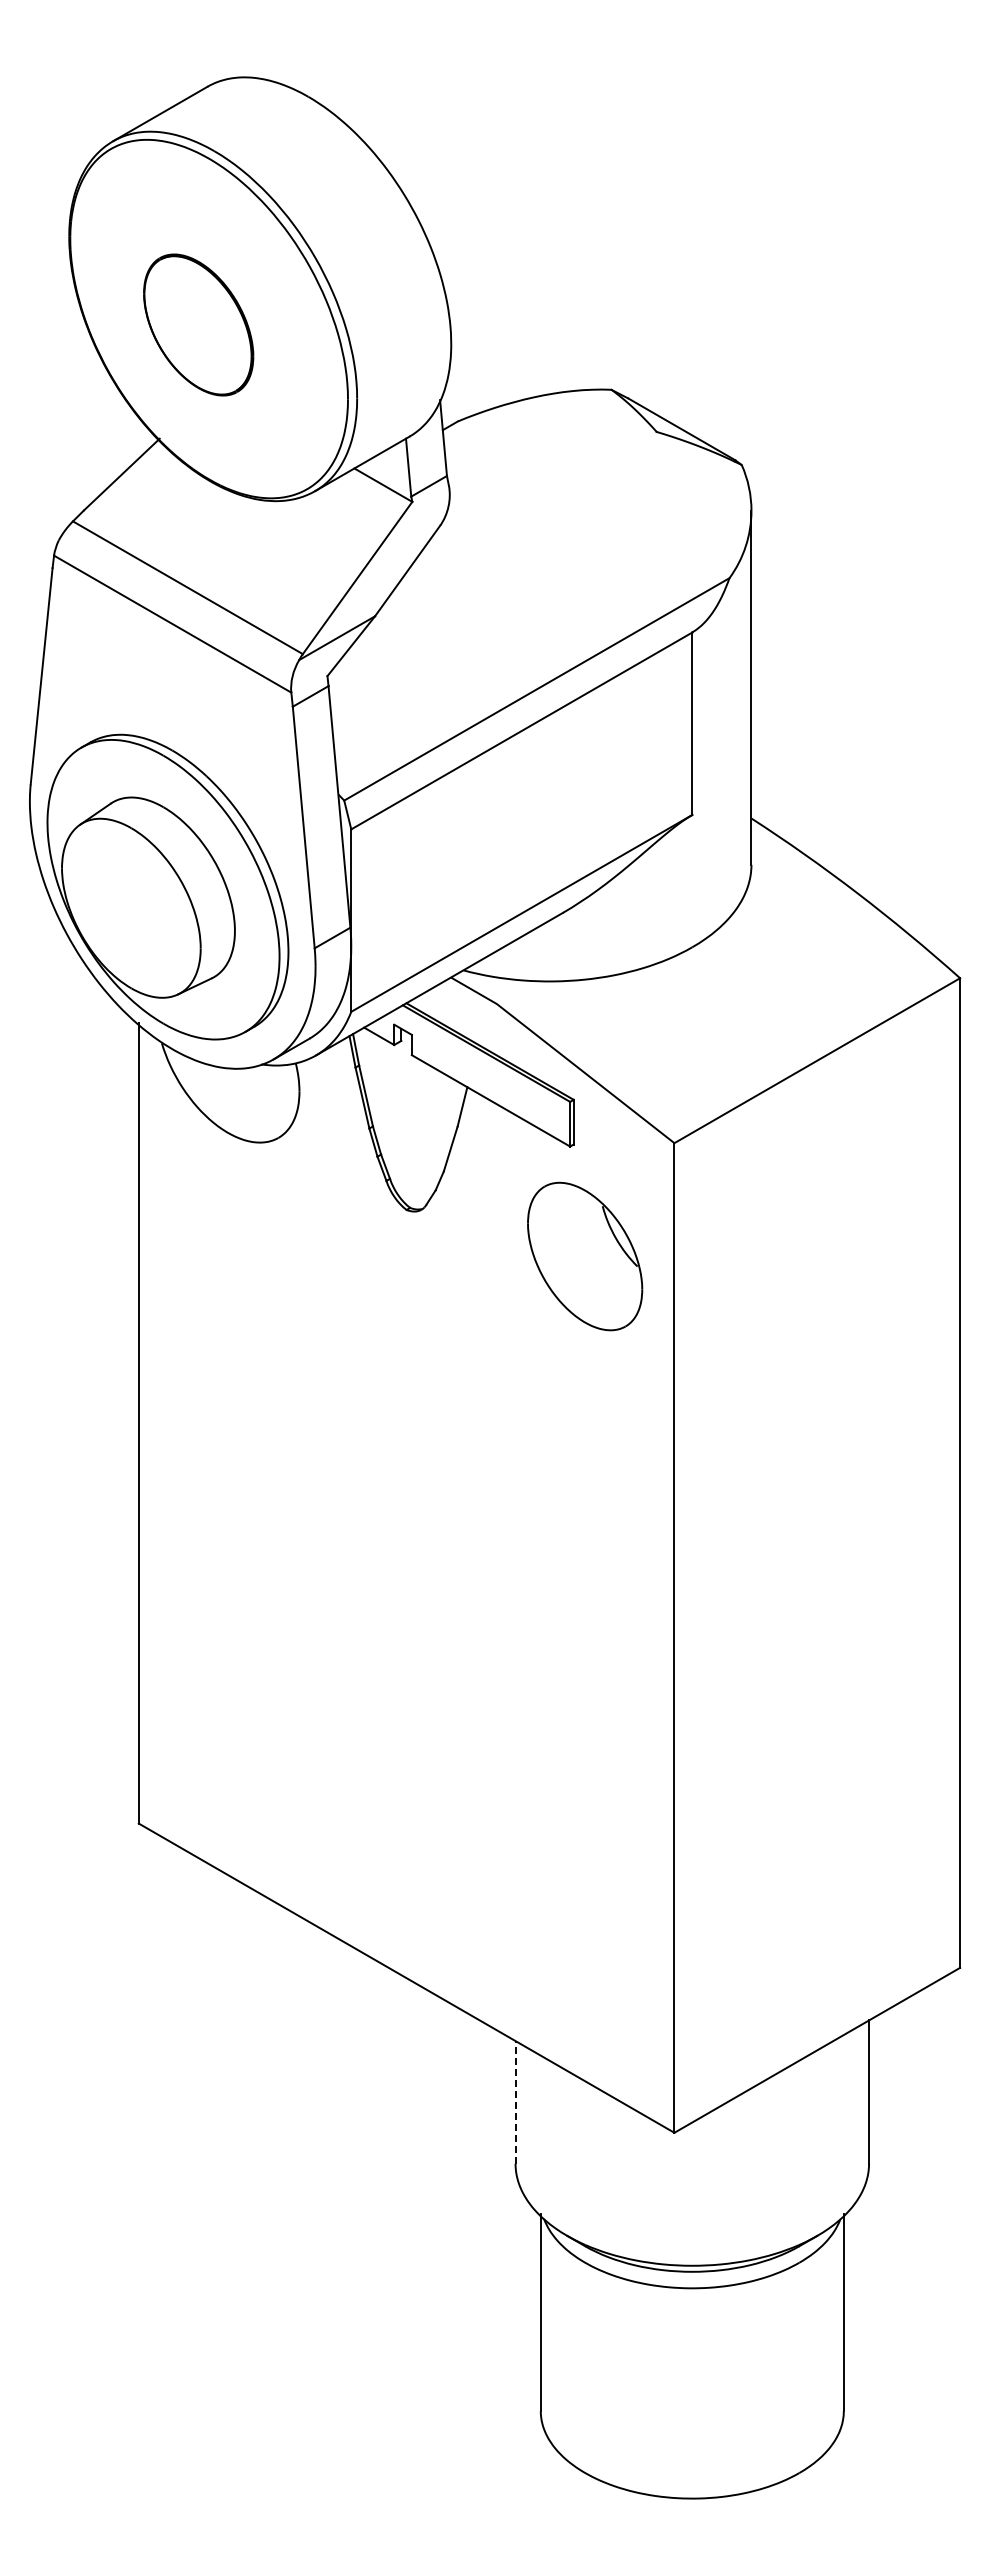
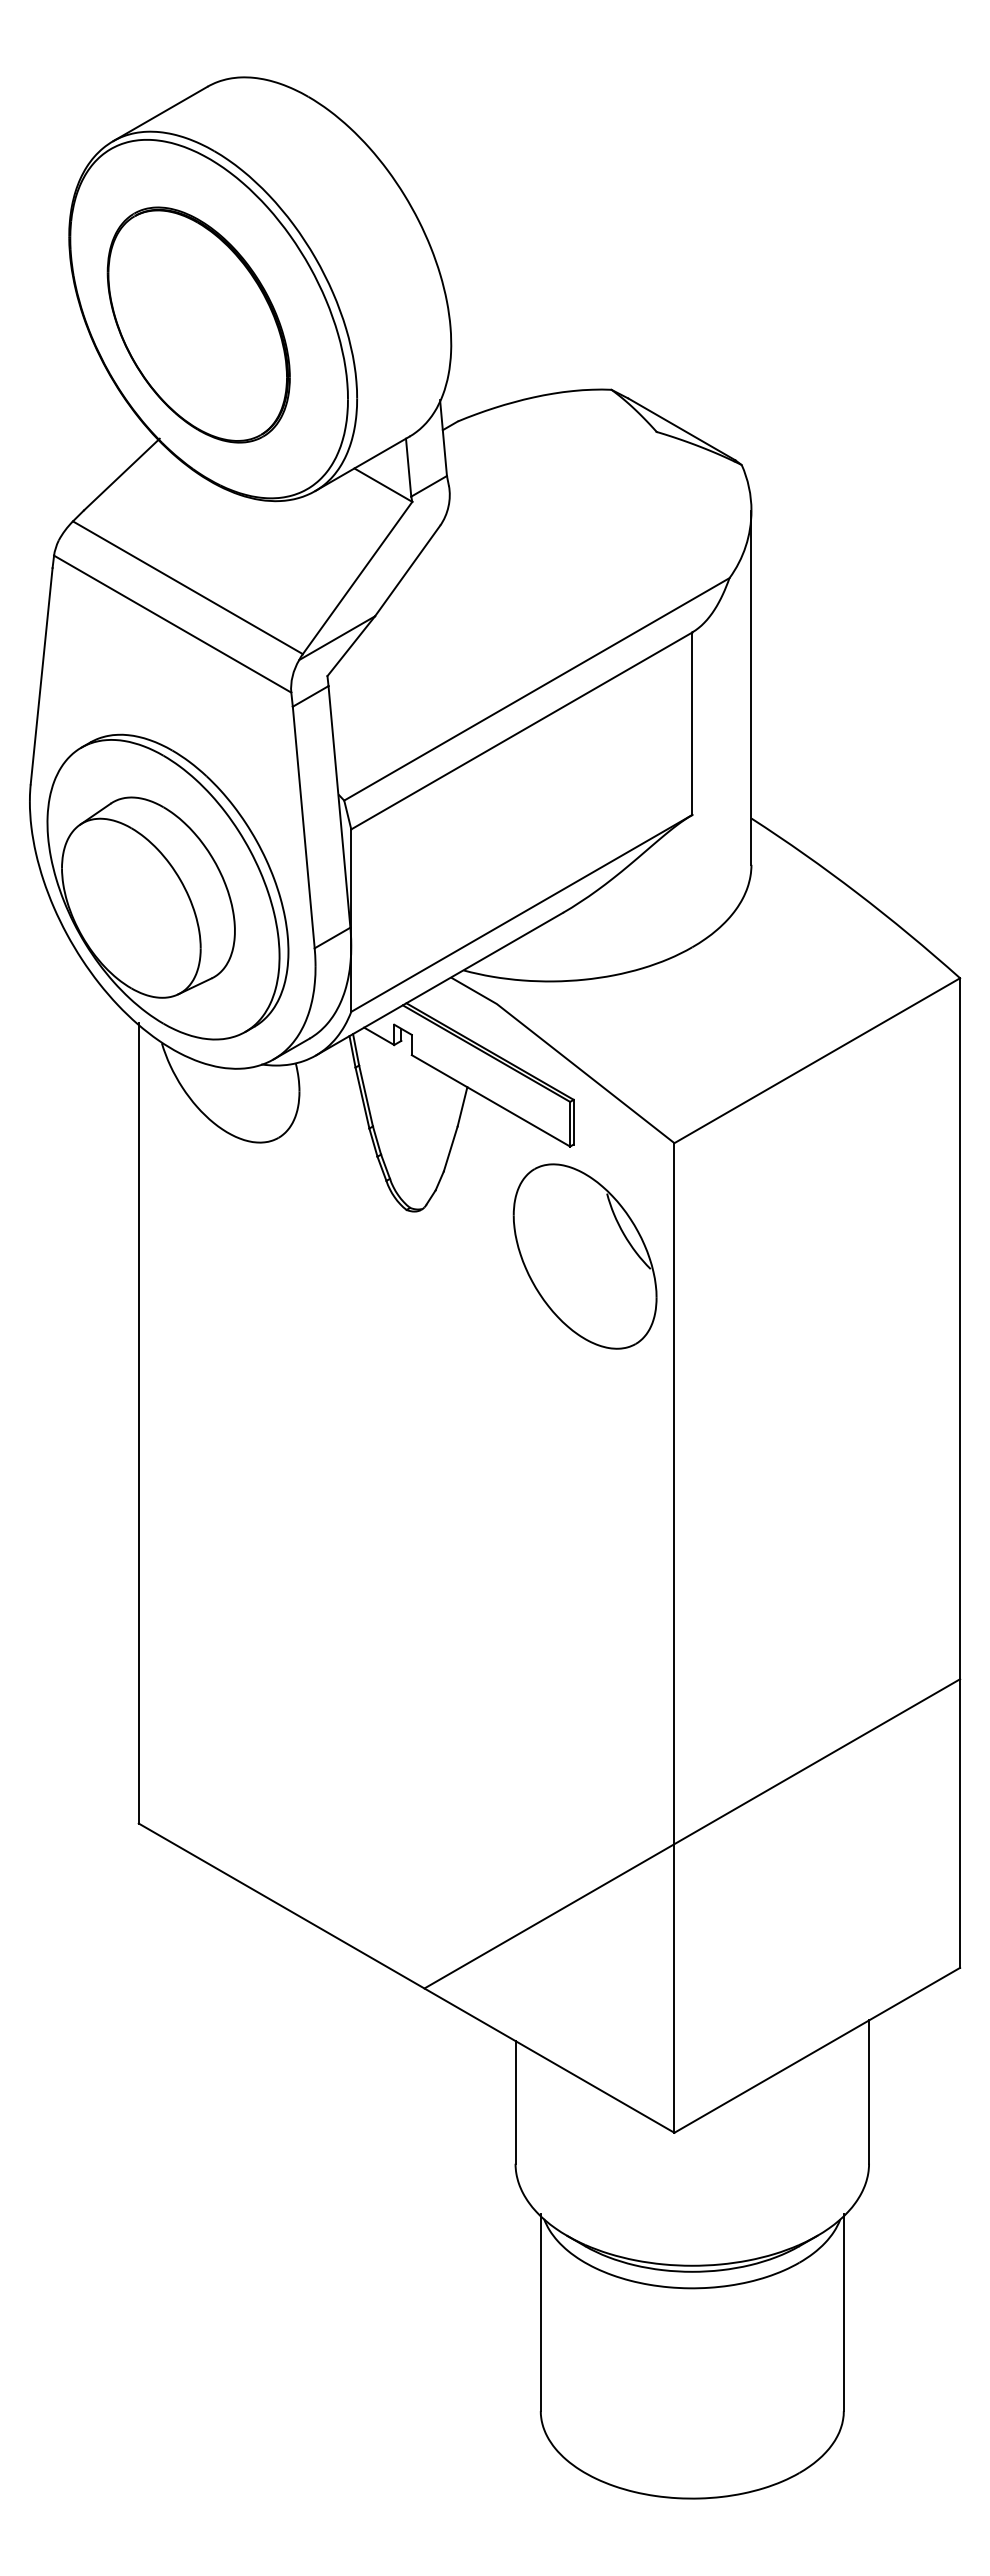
part size: 112x144 px -> 185x238 px (198, 324)
part size: 117x151 px -> 146x187 px (584, 1256)
line: none -> present (692, 1833)
line: dashed -> solid (515, 2101)
